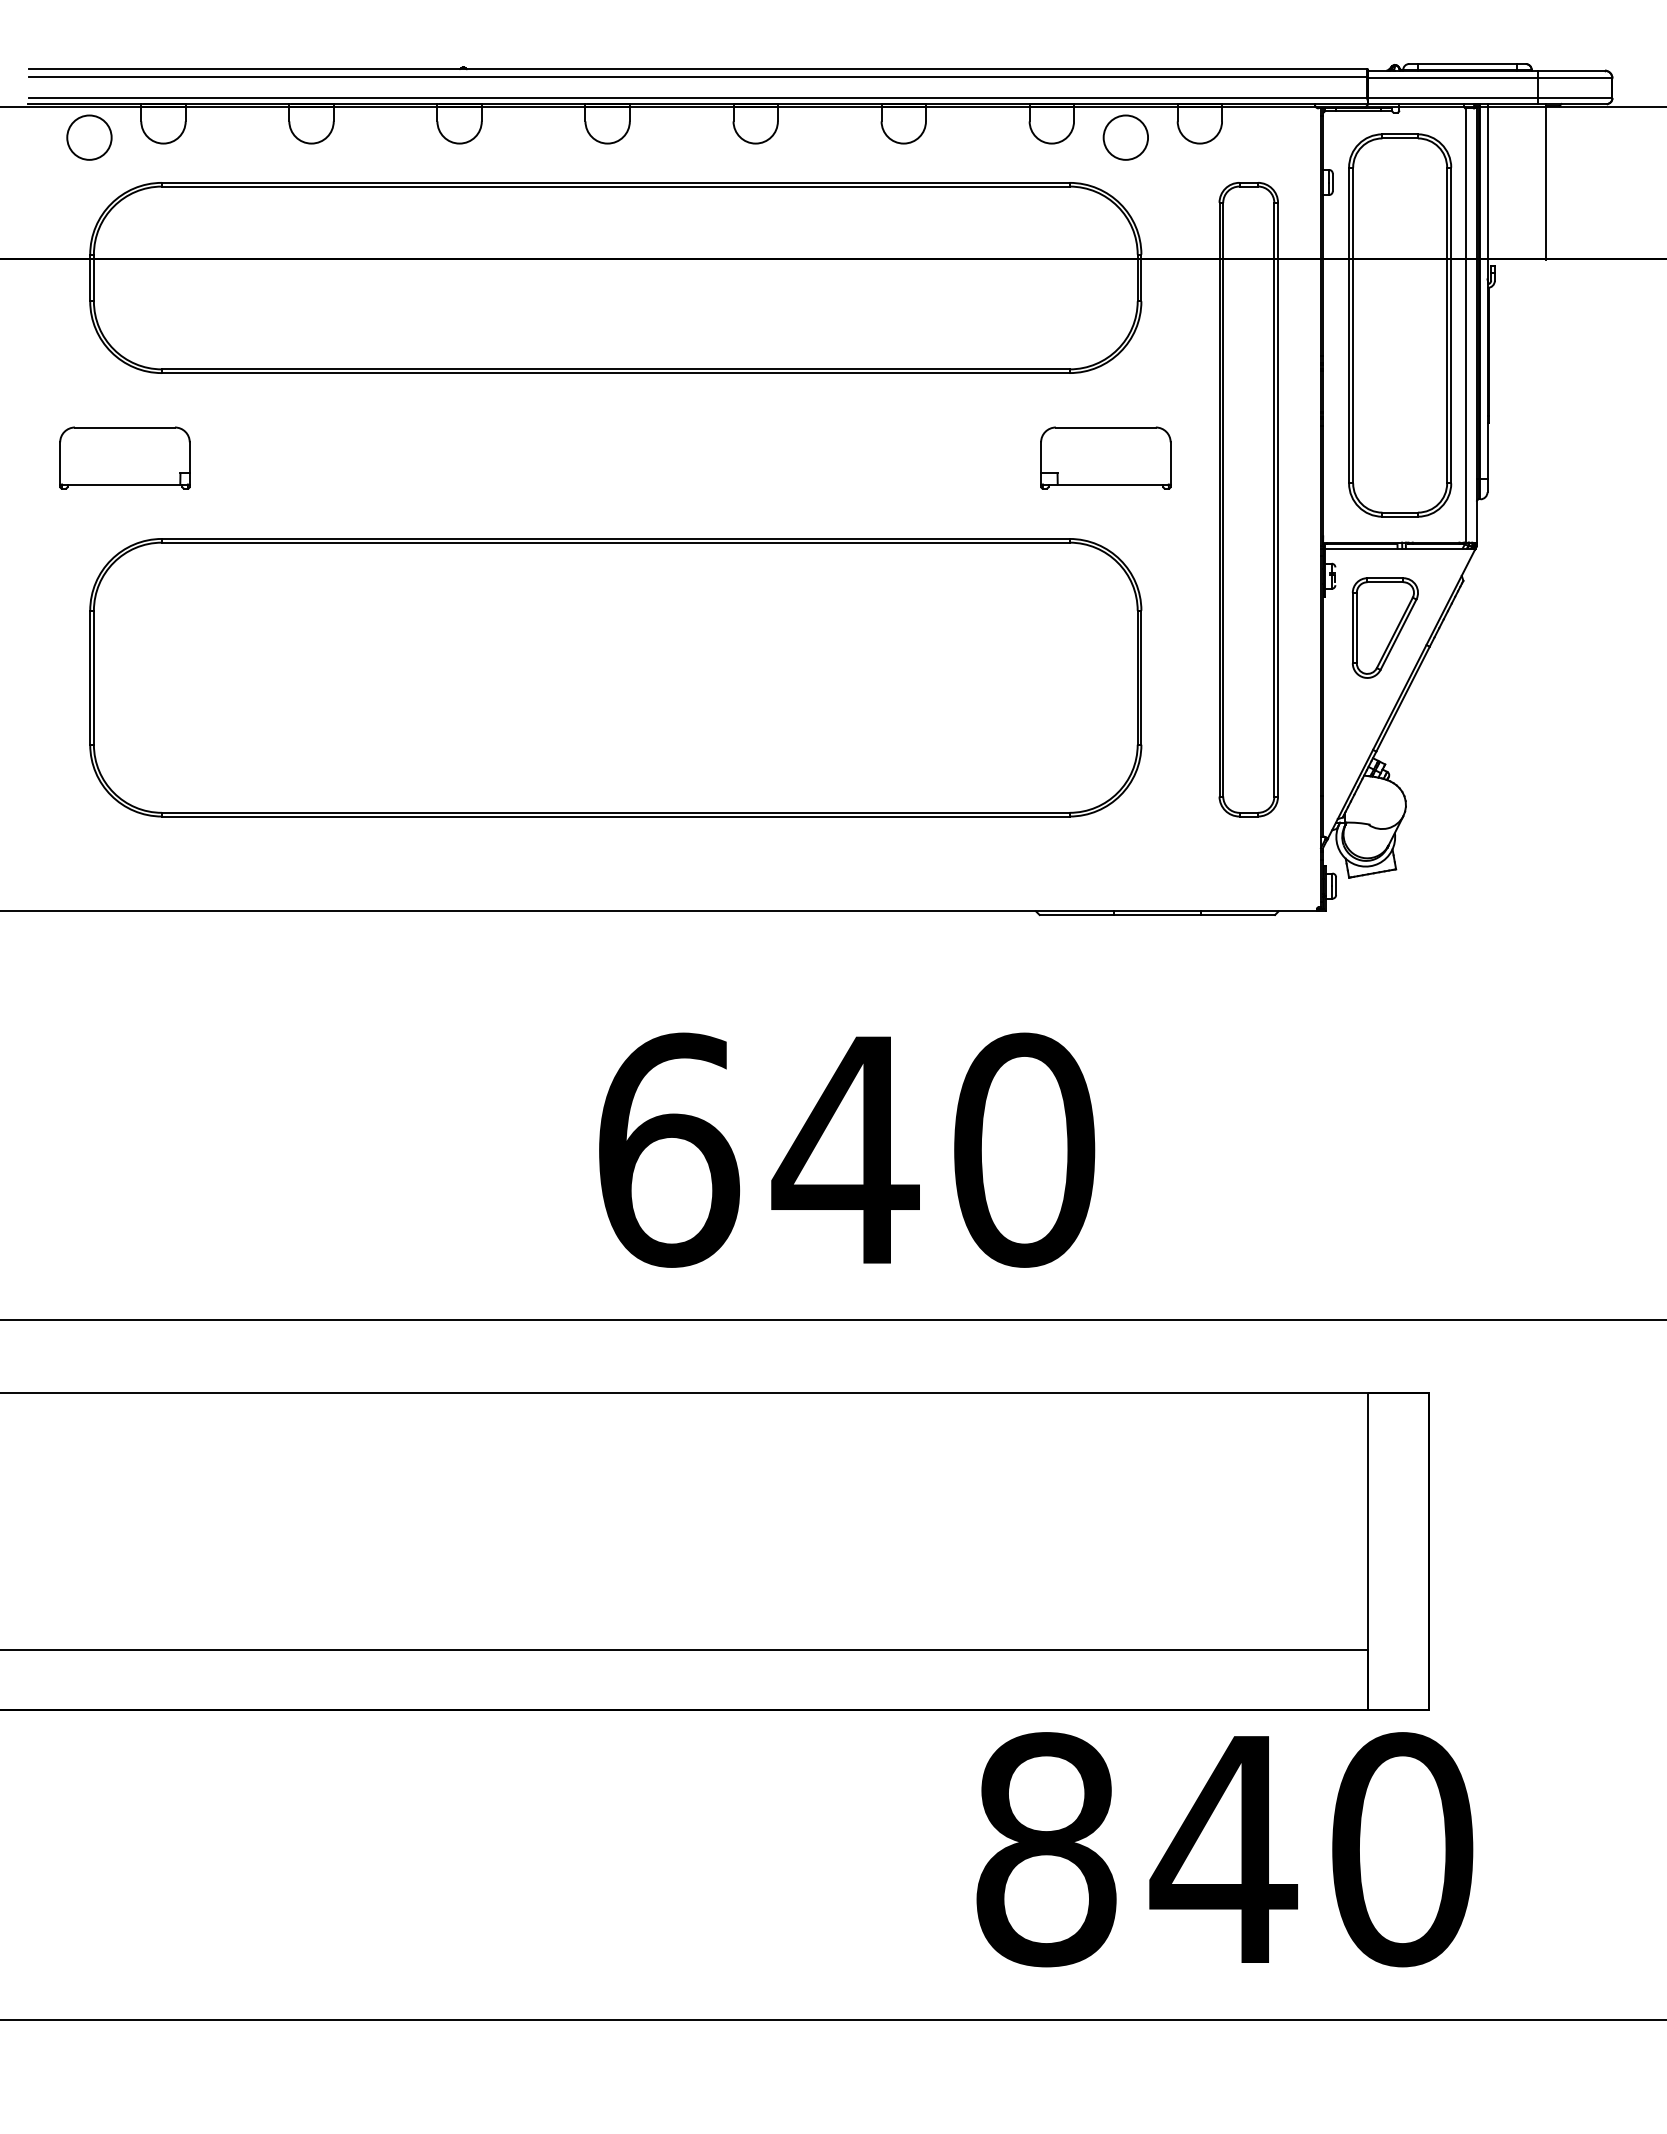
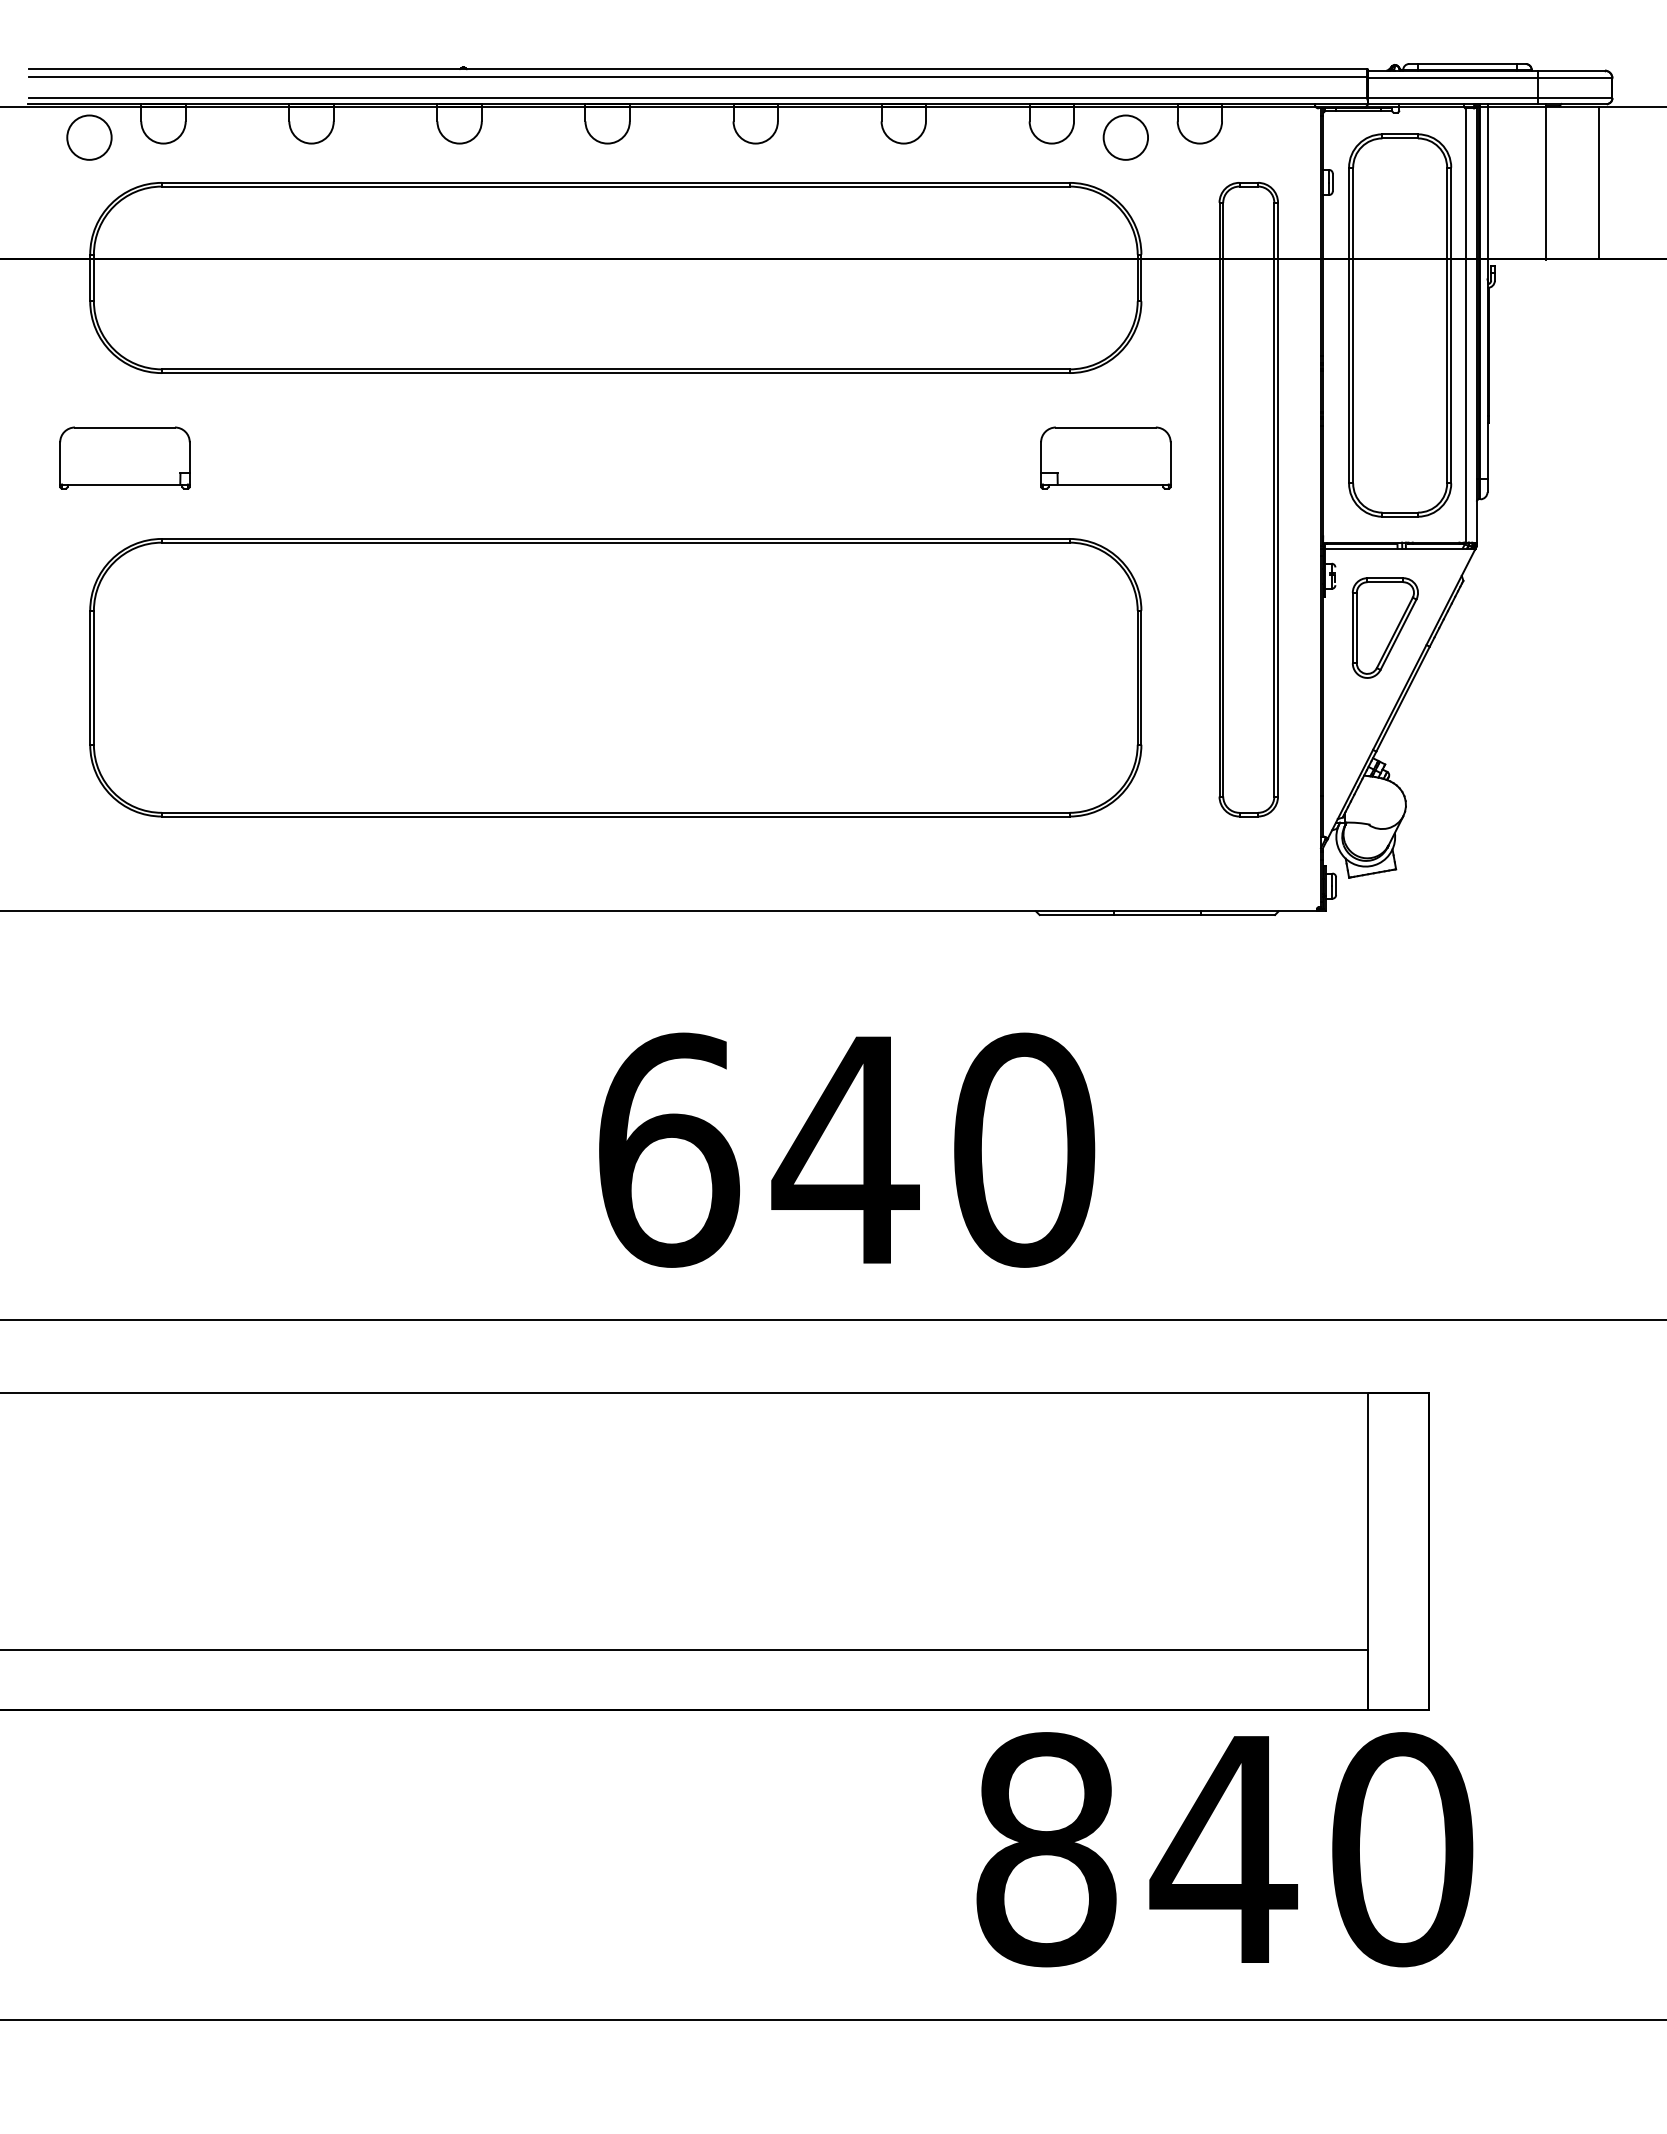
line: none -> present (1599, 182)
